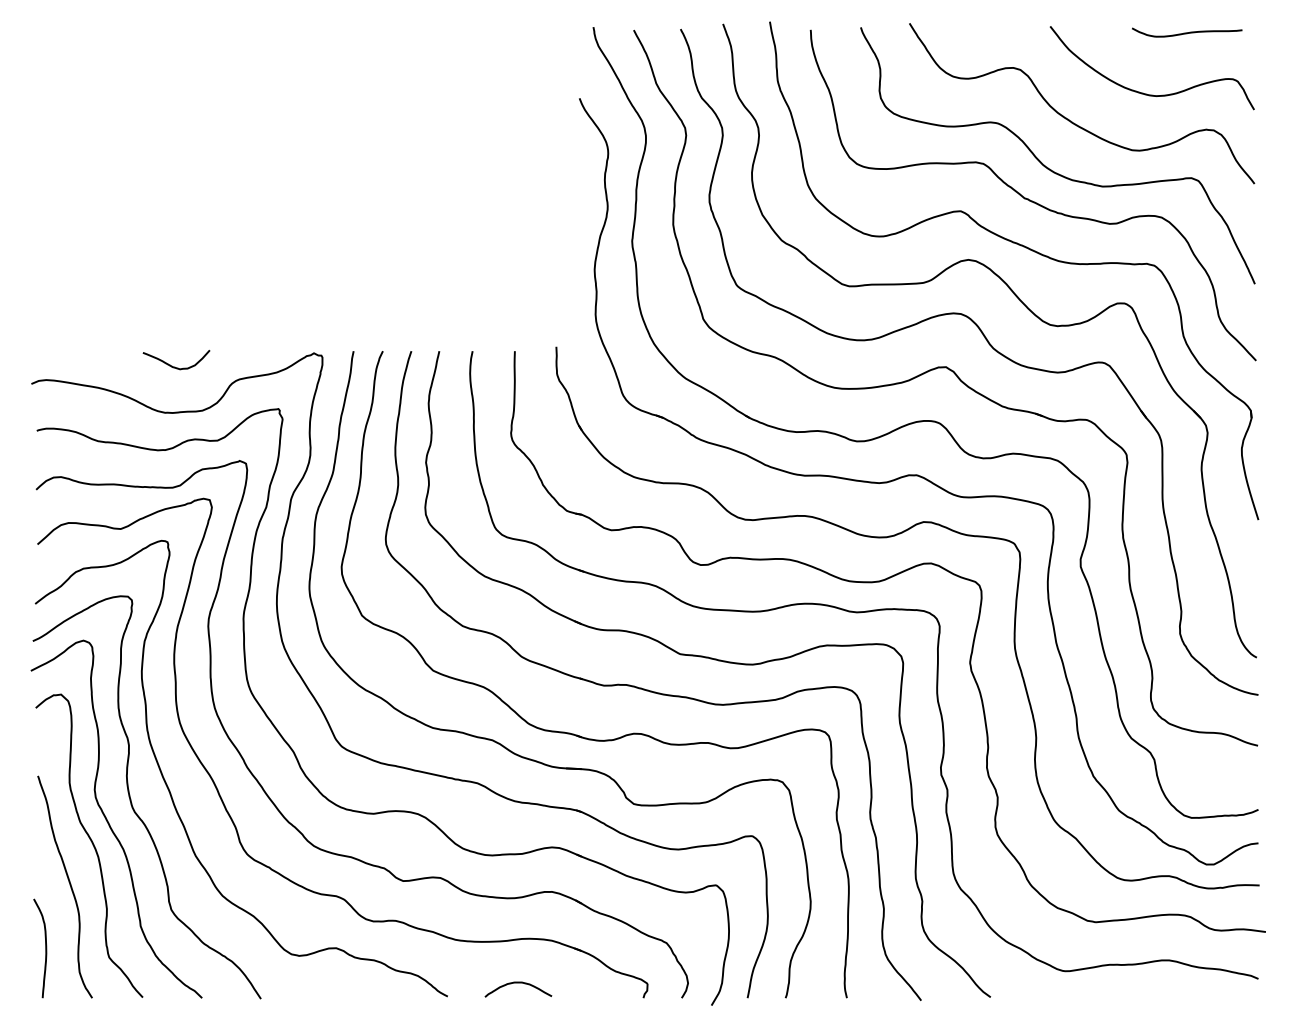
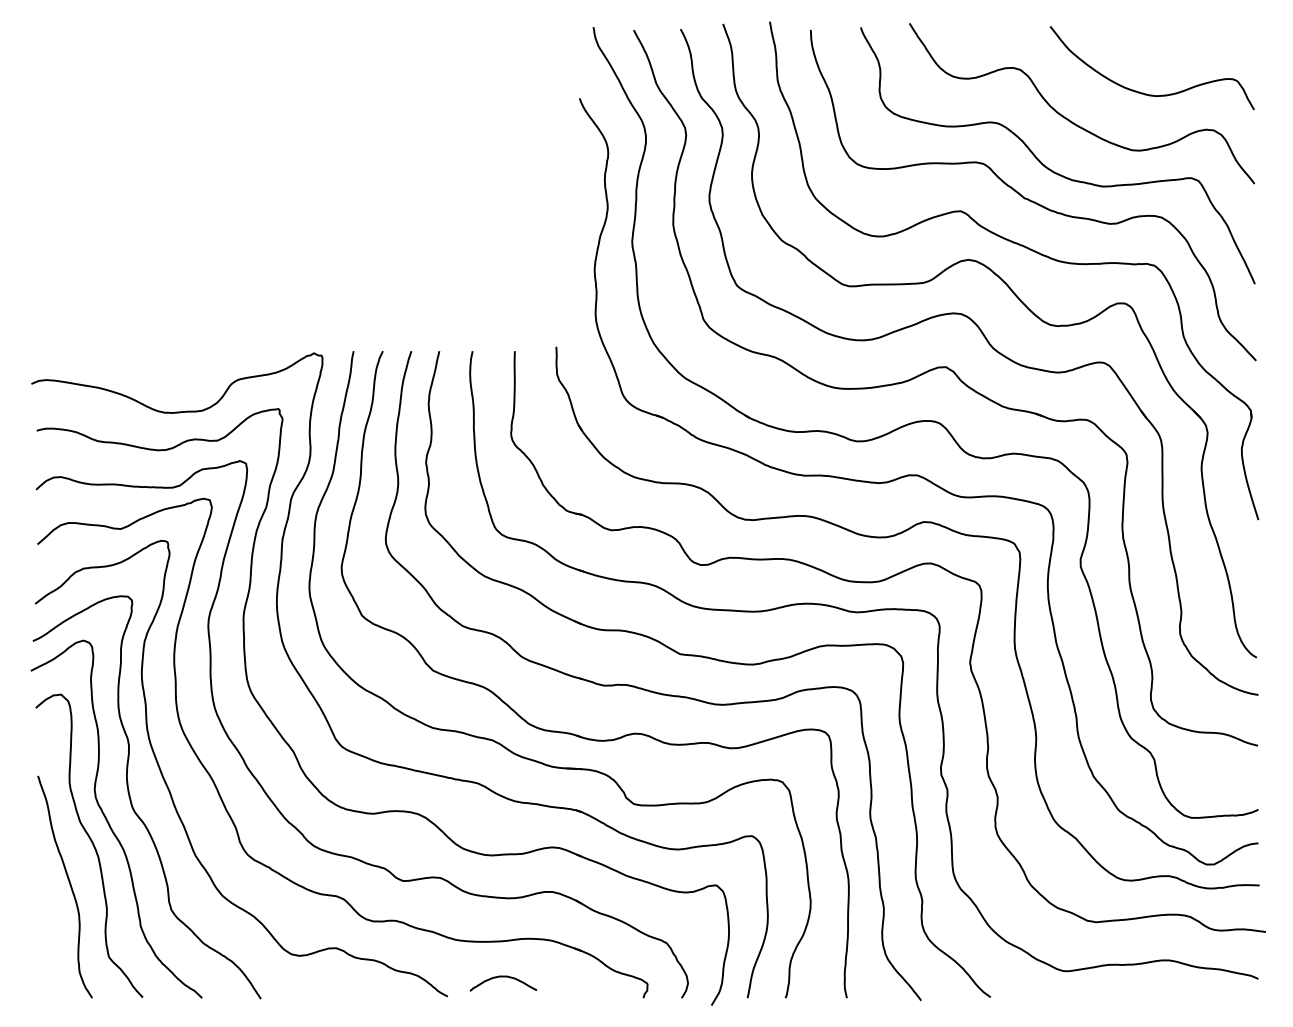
curve: present -> none (1187, 32)
curve: present -> none (175, 366)
curve: present -> none (45, 948)
curve position: (518, 983) -> (503, 977) (503, 977)
